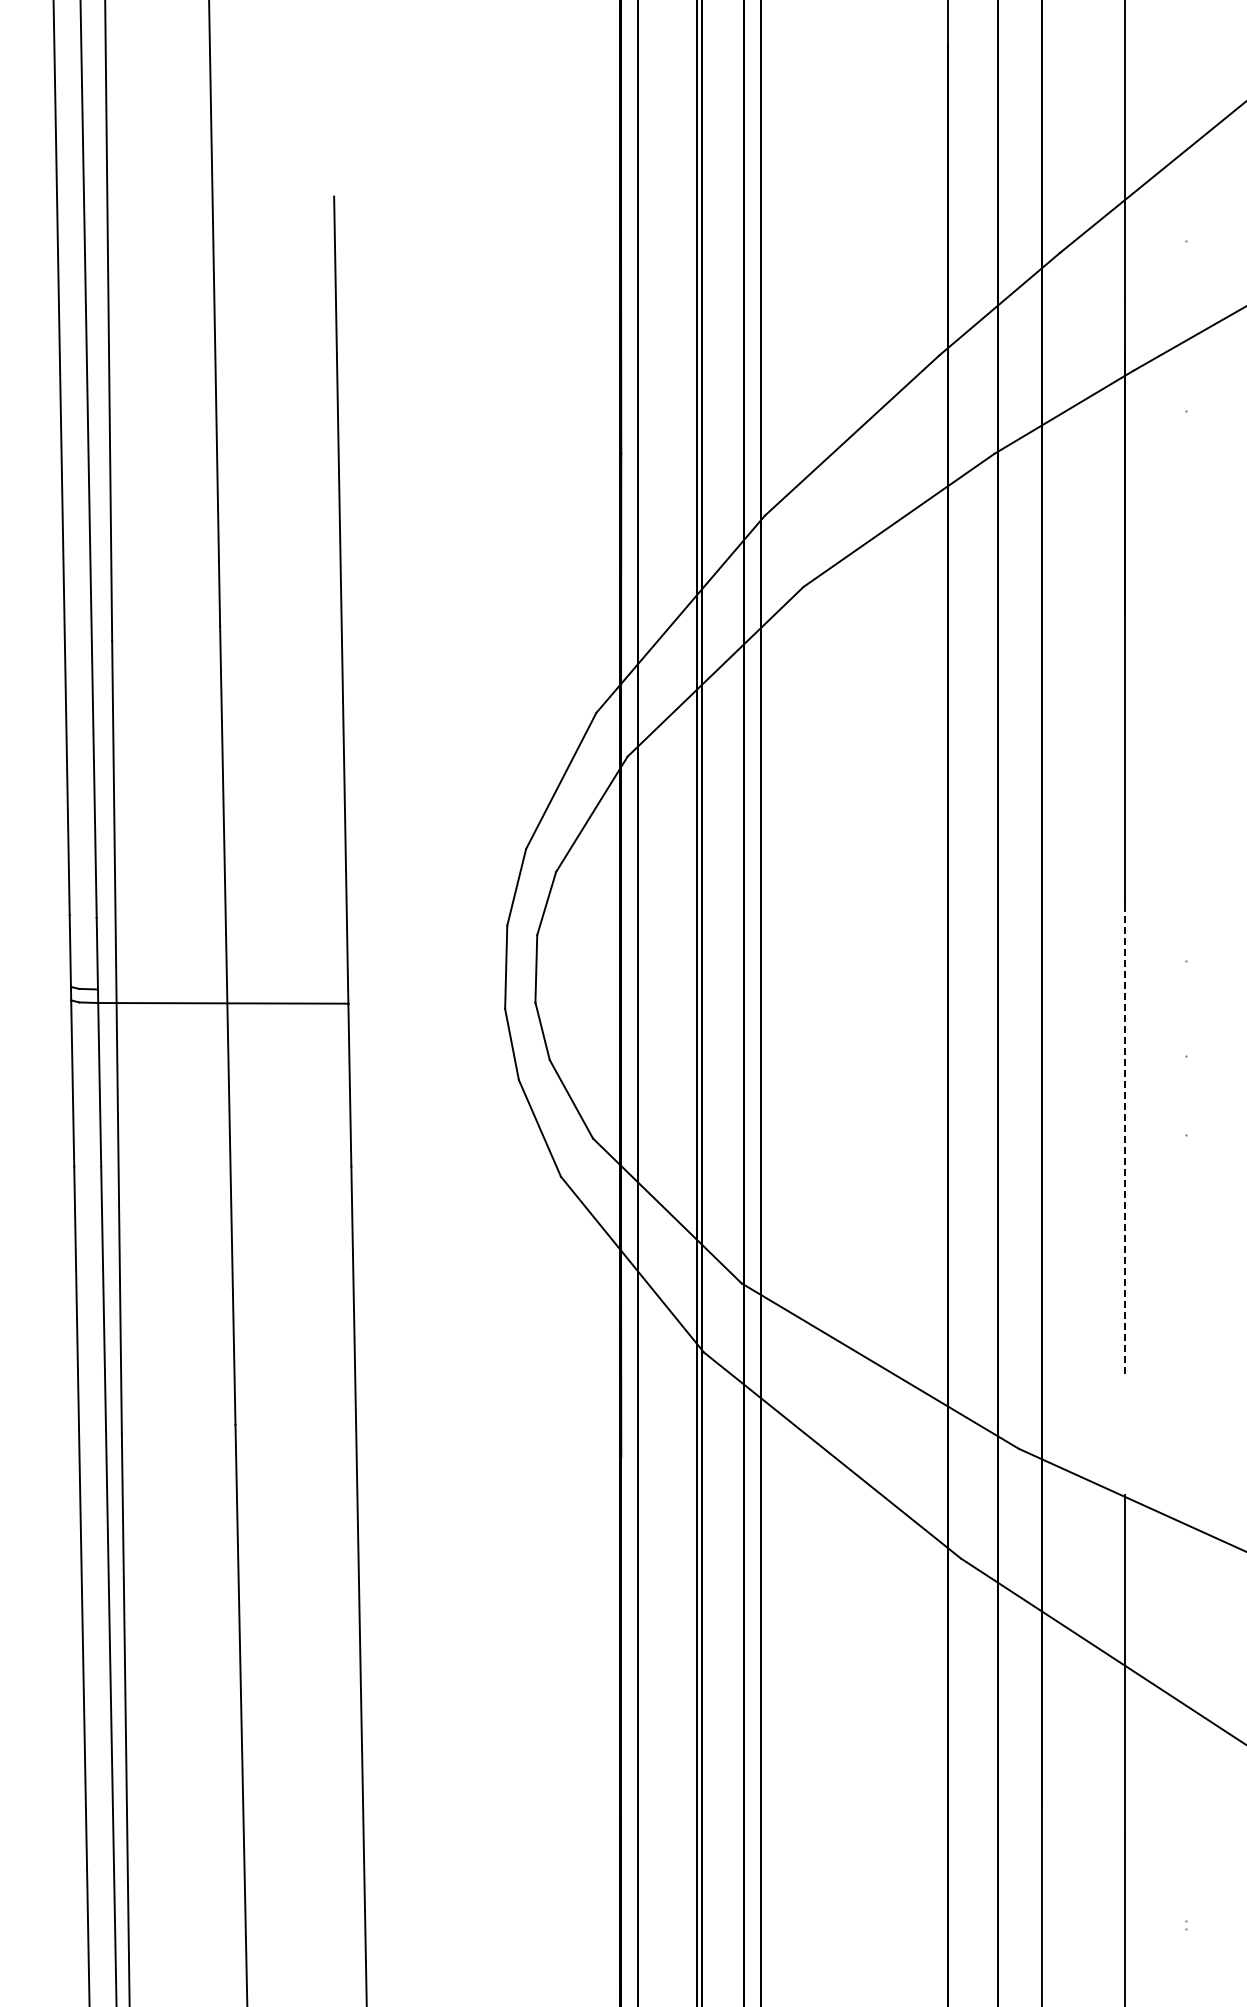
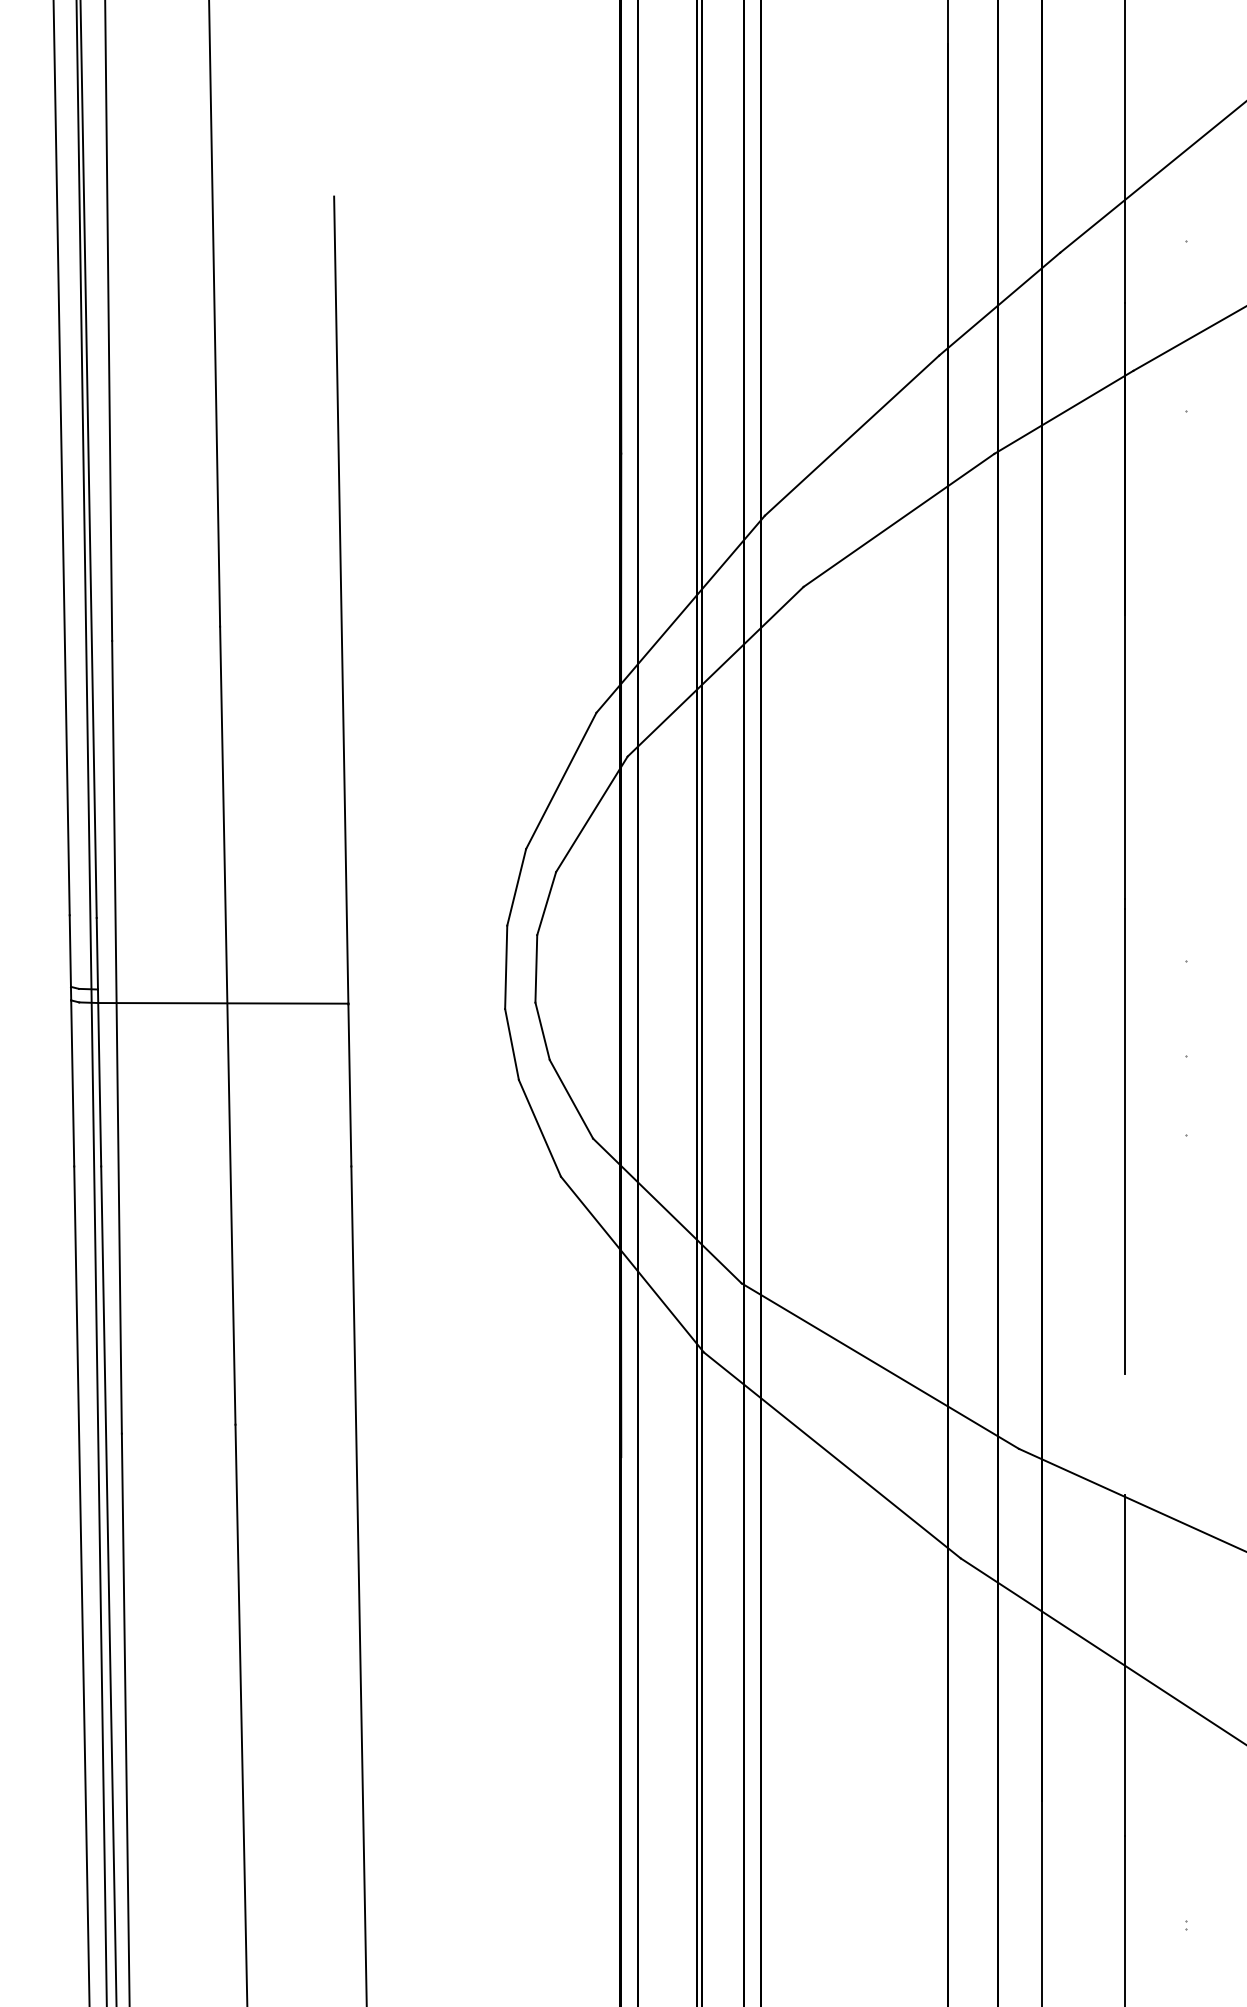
line: none -> present (91, 1002)
line: dashed -> solid (1124, 1141)
